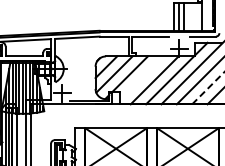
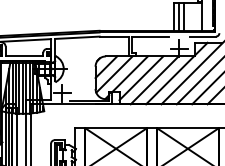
line: none -> present (141, 78)
line: dashed -> solid (208, 88)
